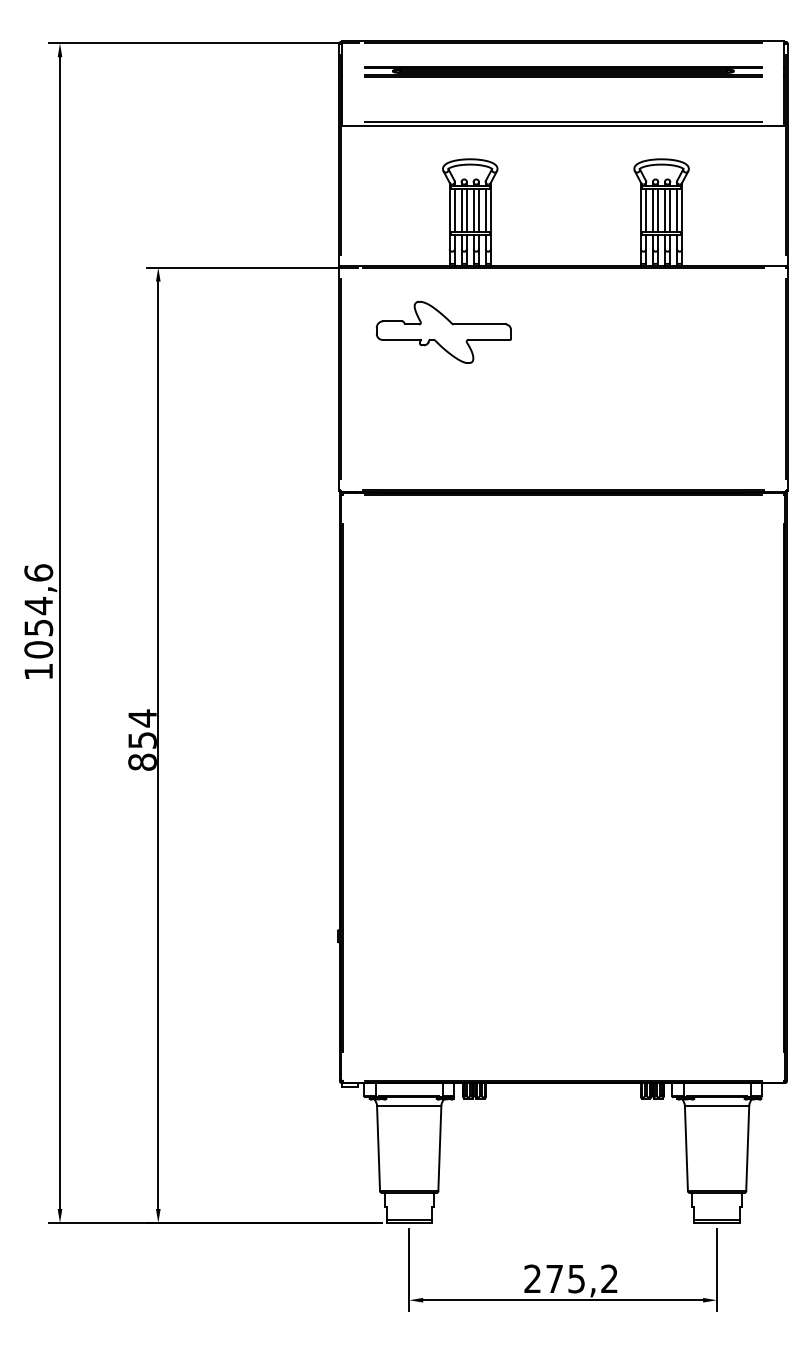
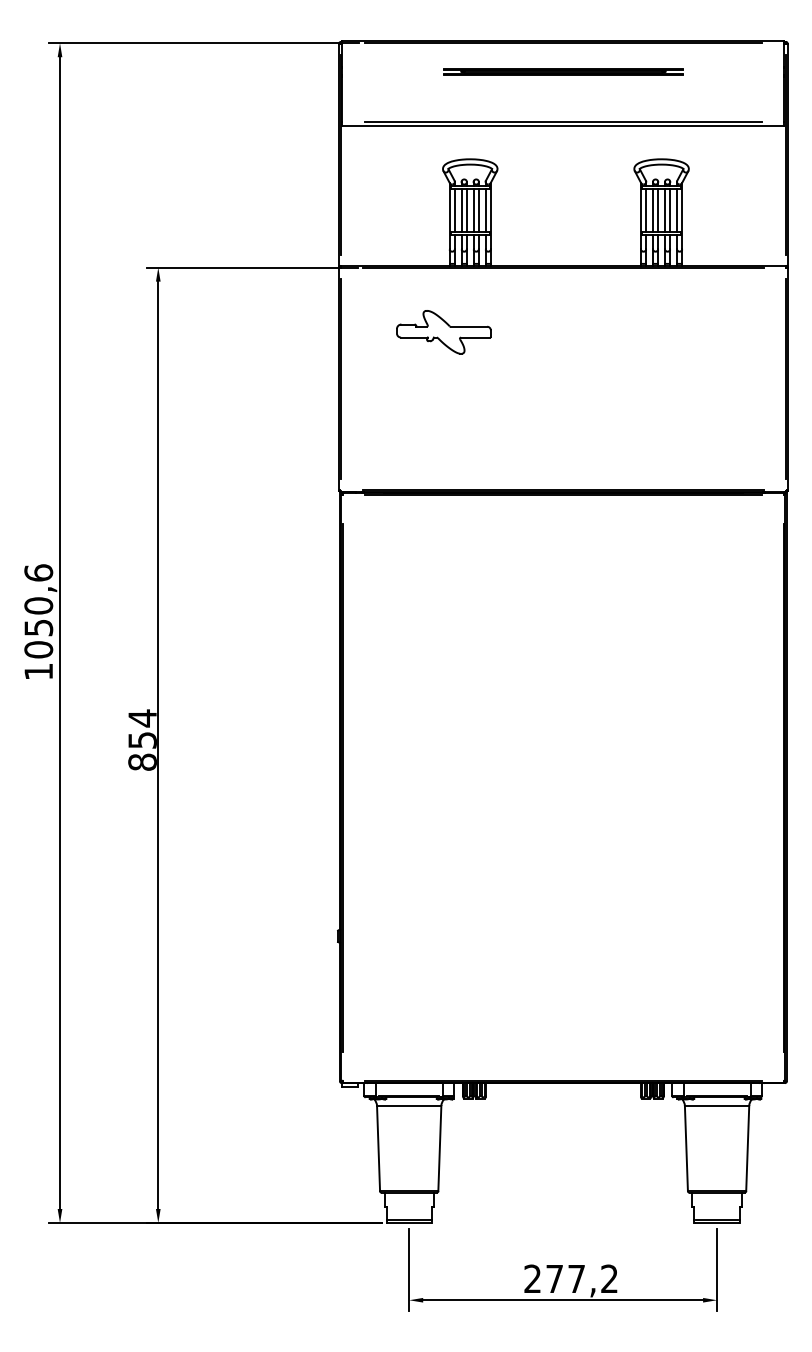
part size: 399x12 px -> 241x8 px (563, 71)
part size: 136x64 px -> 96x45 px (443, 332)
text: 1054,6 -> 1050,6 (38, 605)
text: 275,2 -> 277,2 (576, 1279)
